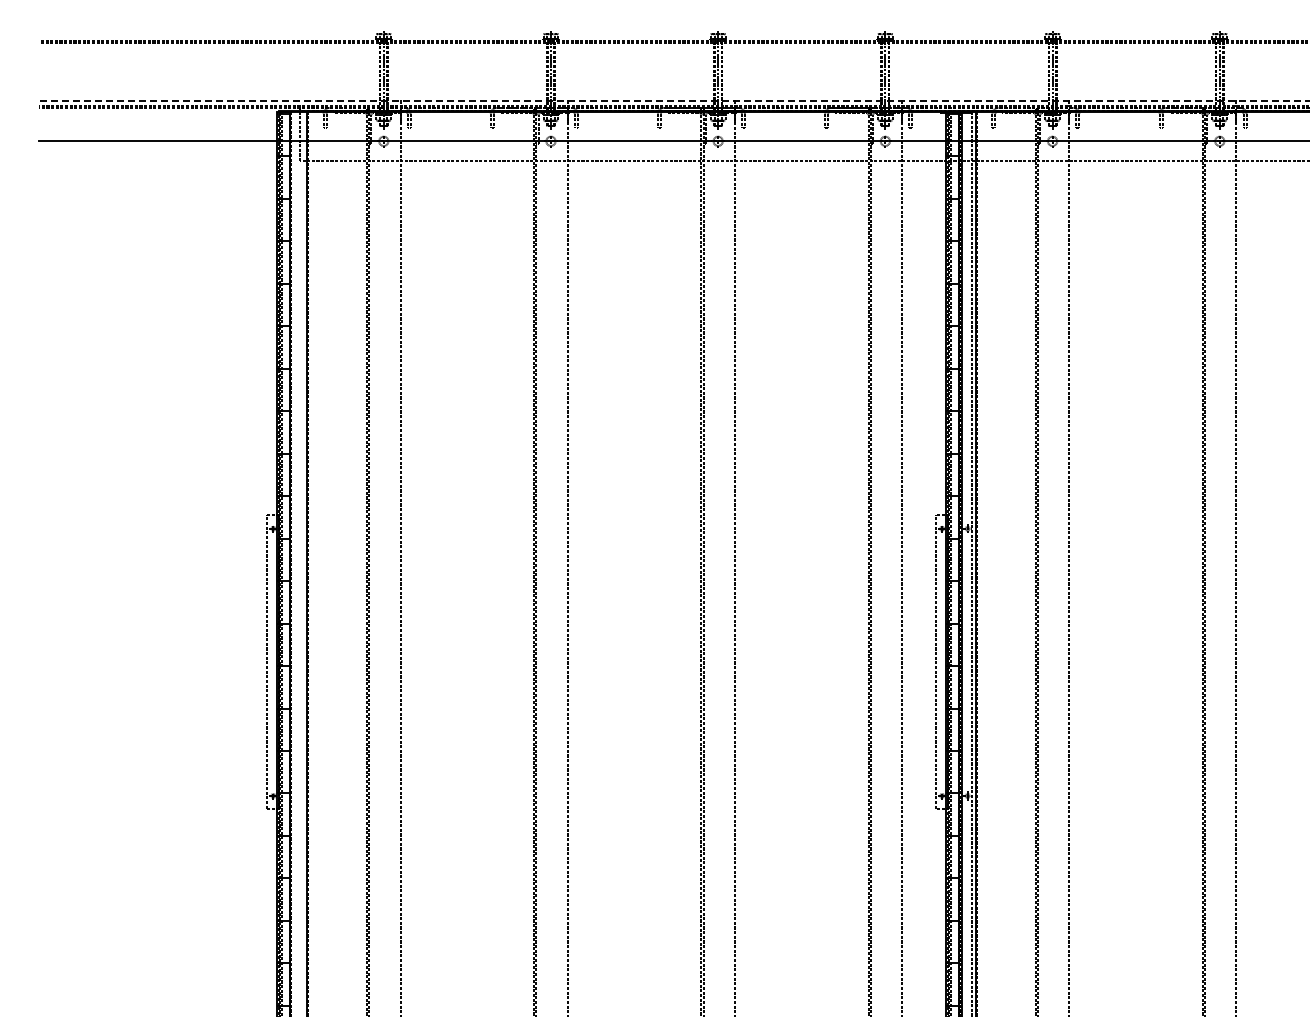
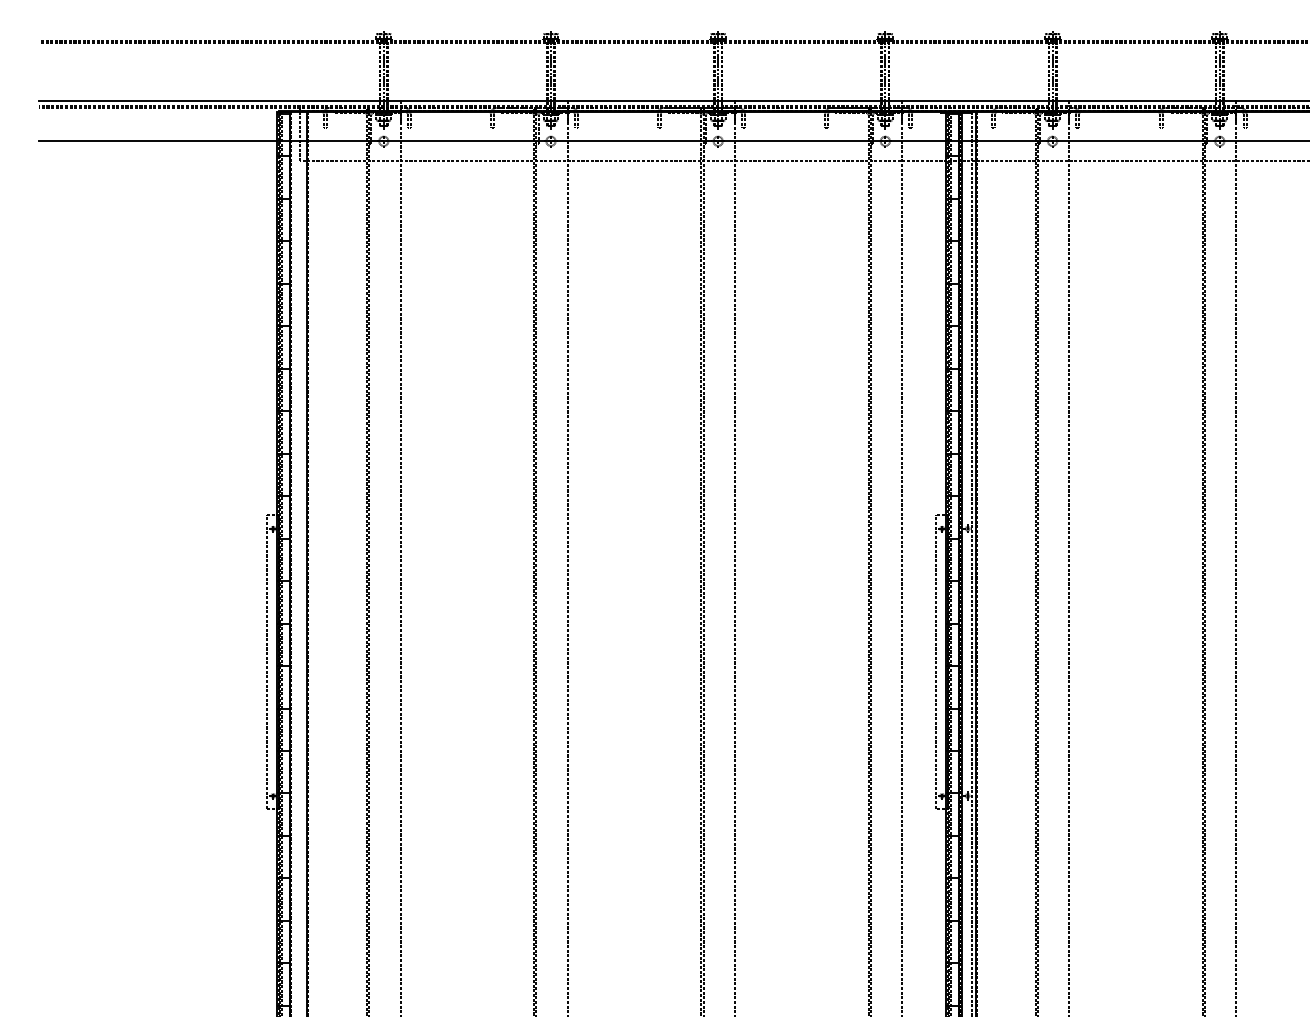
line: dashed -> solid (673, 101)
